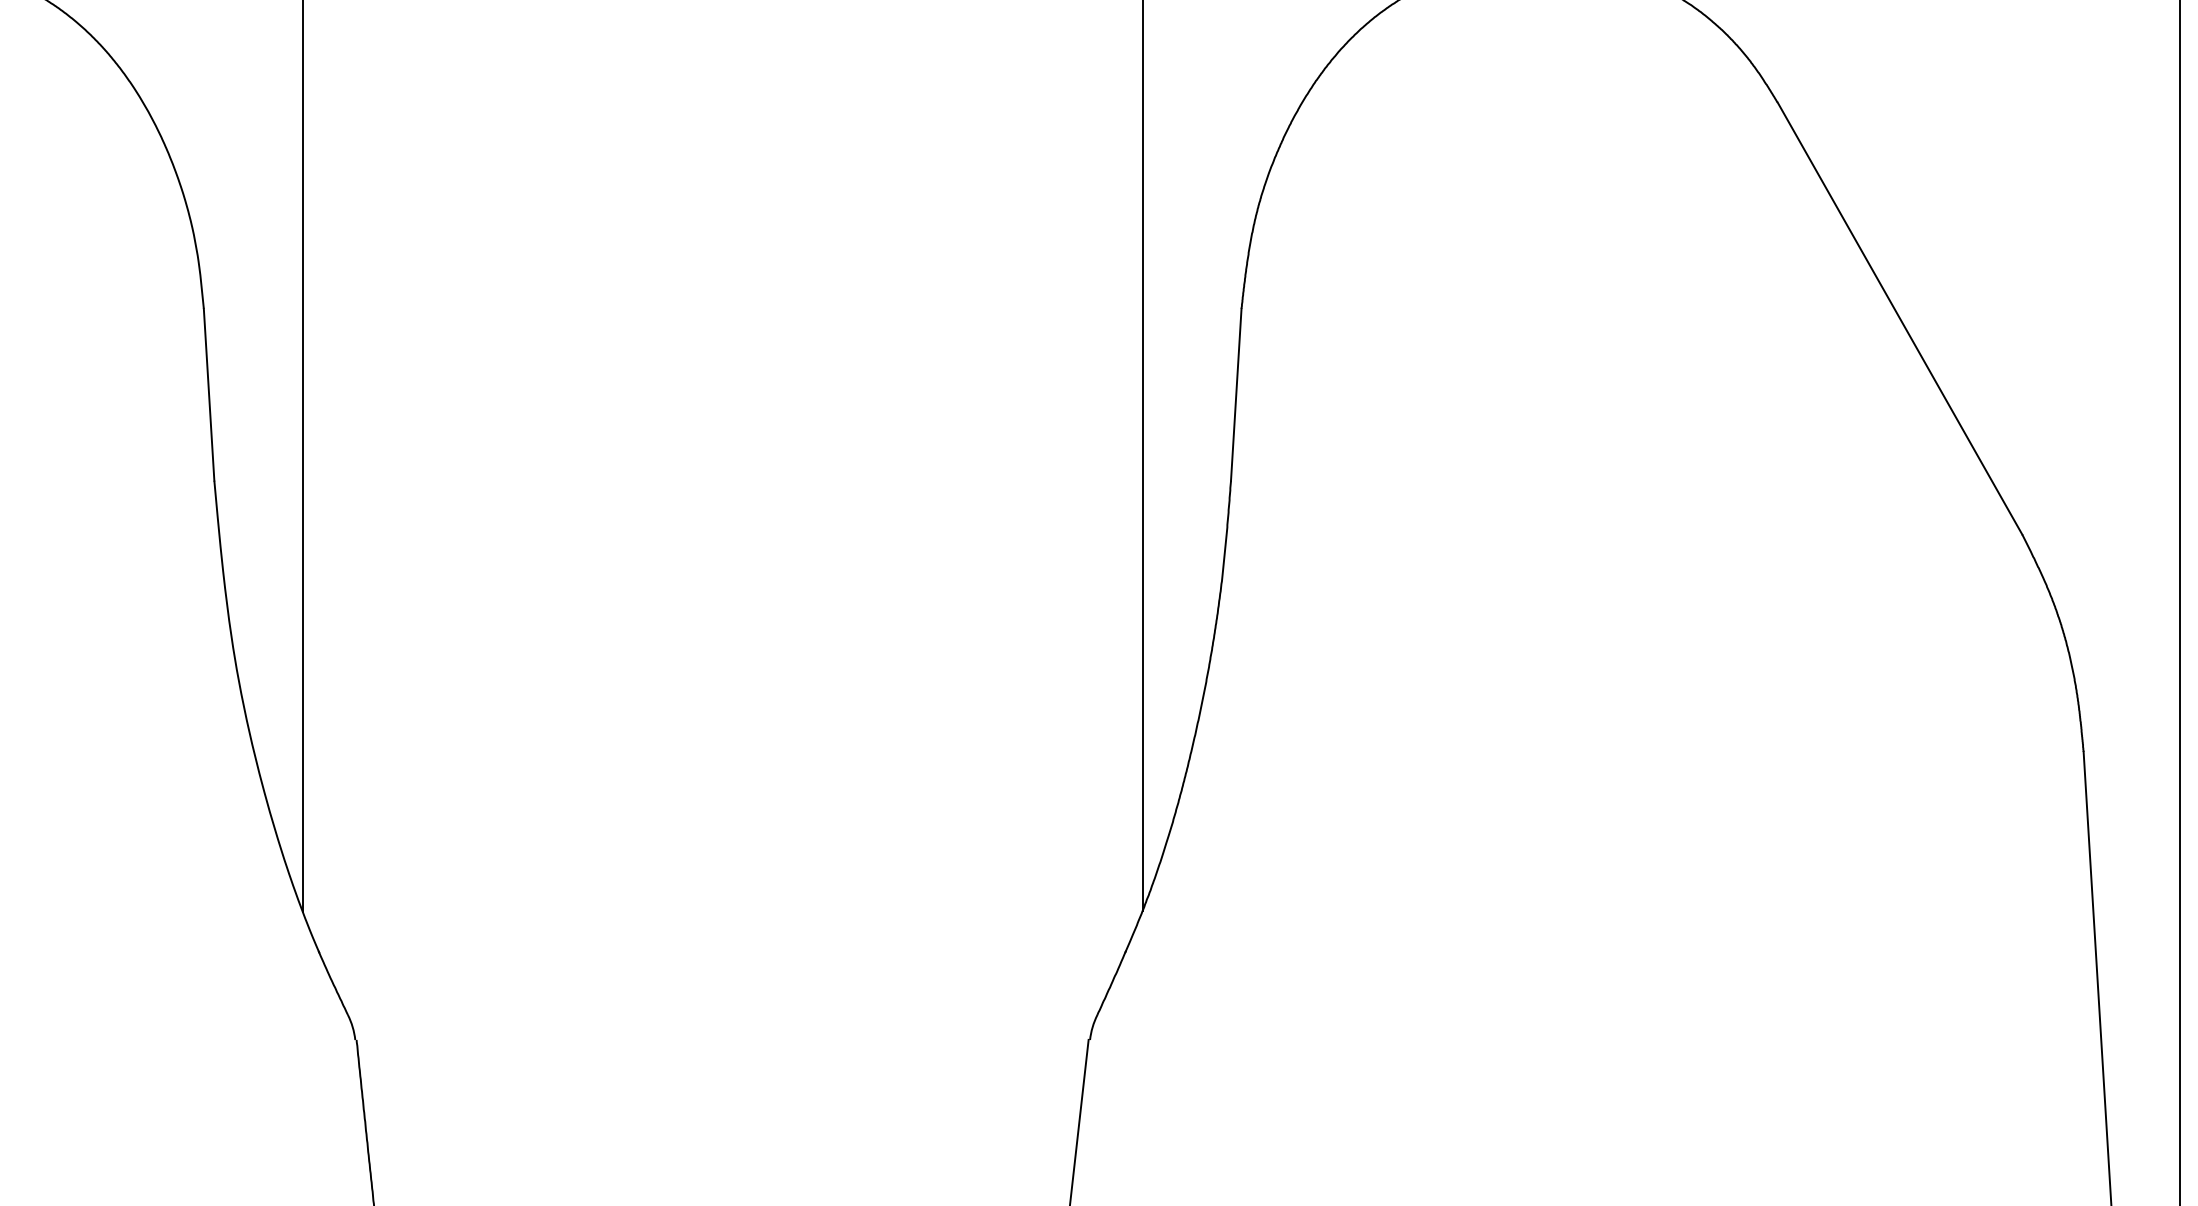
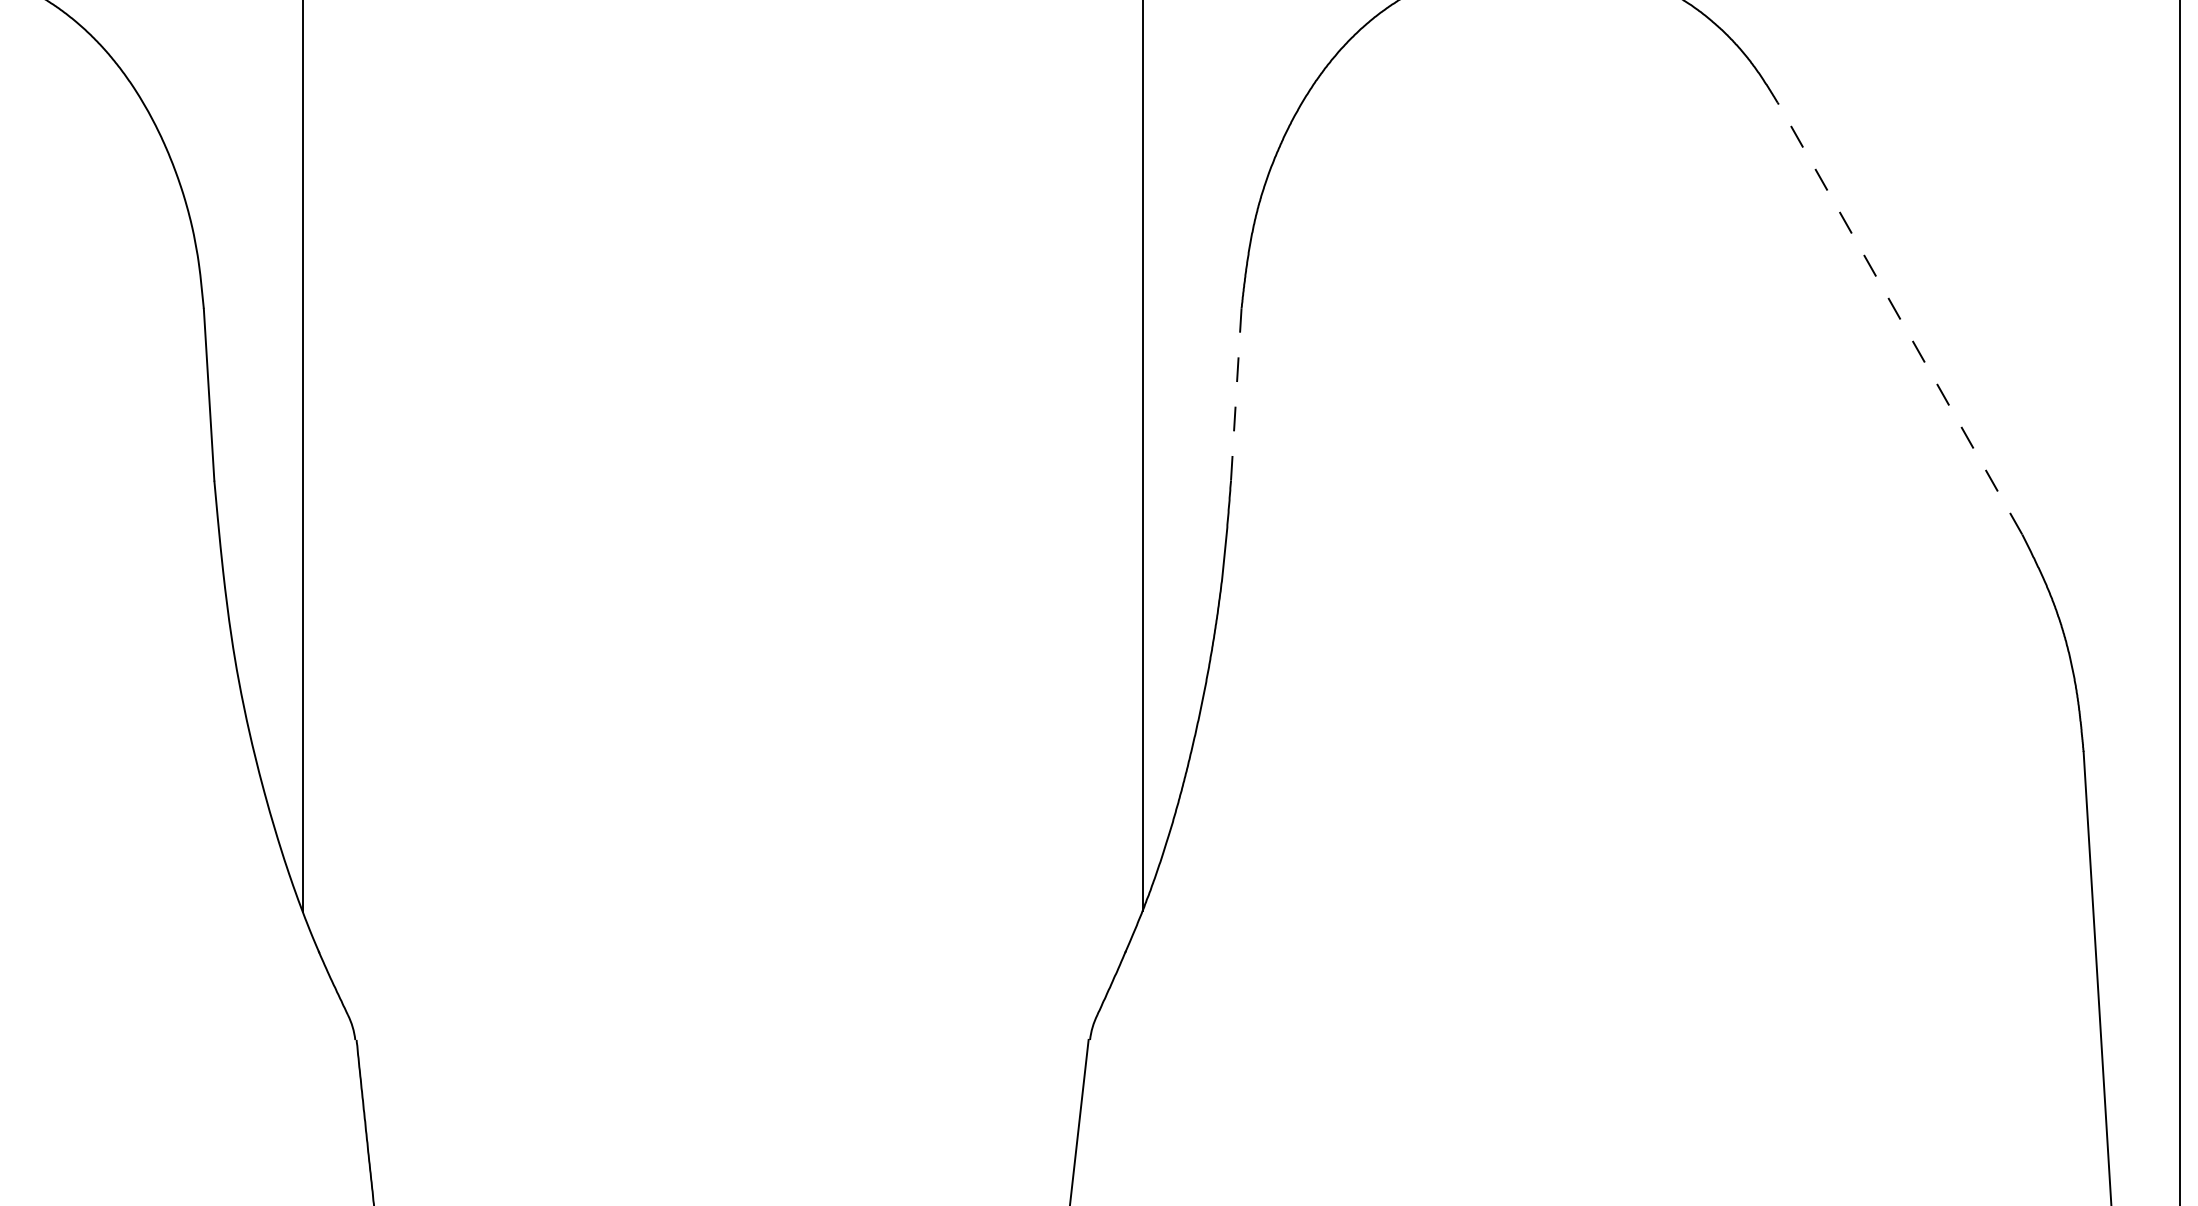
line: solid -> dashed (1899, 318)
line: solid -> dashed (1236, 394)
